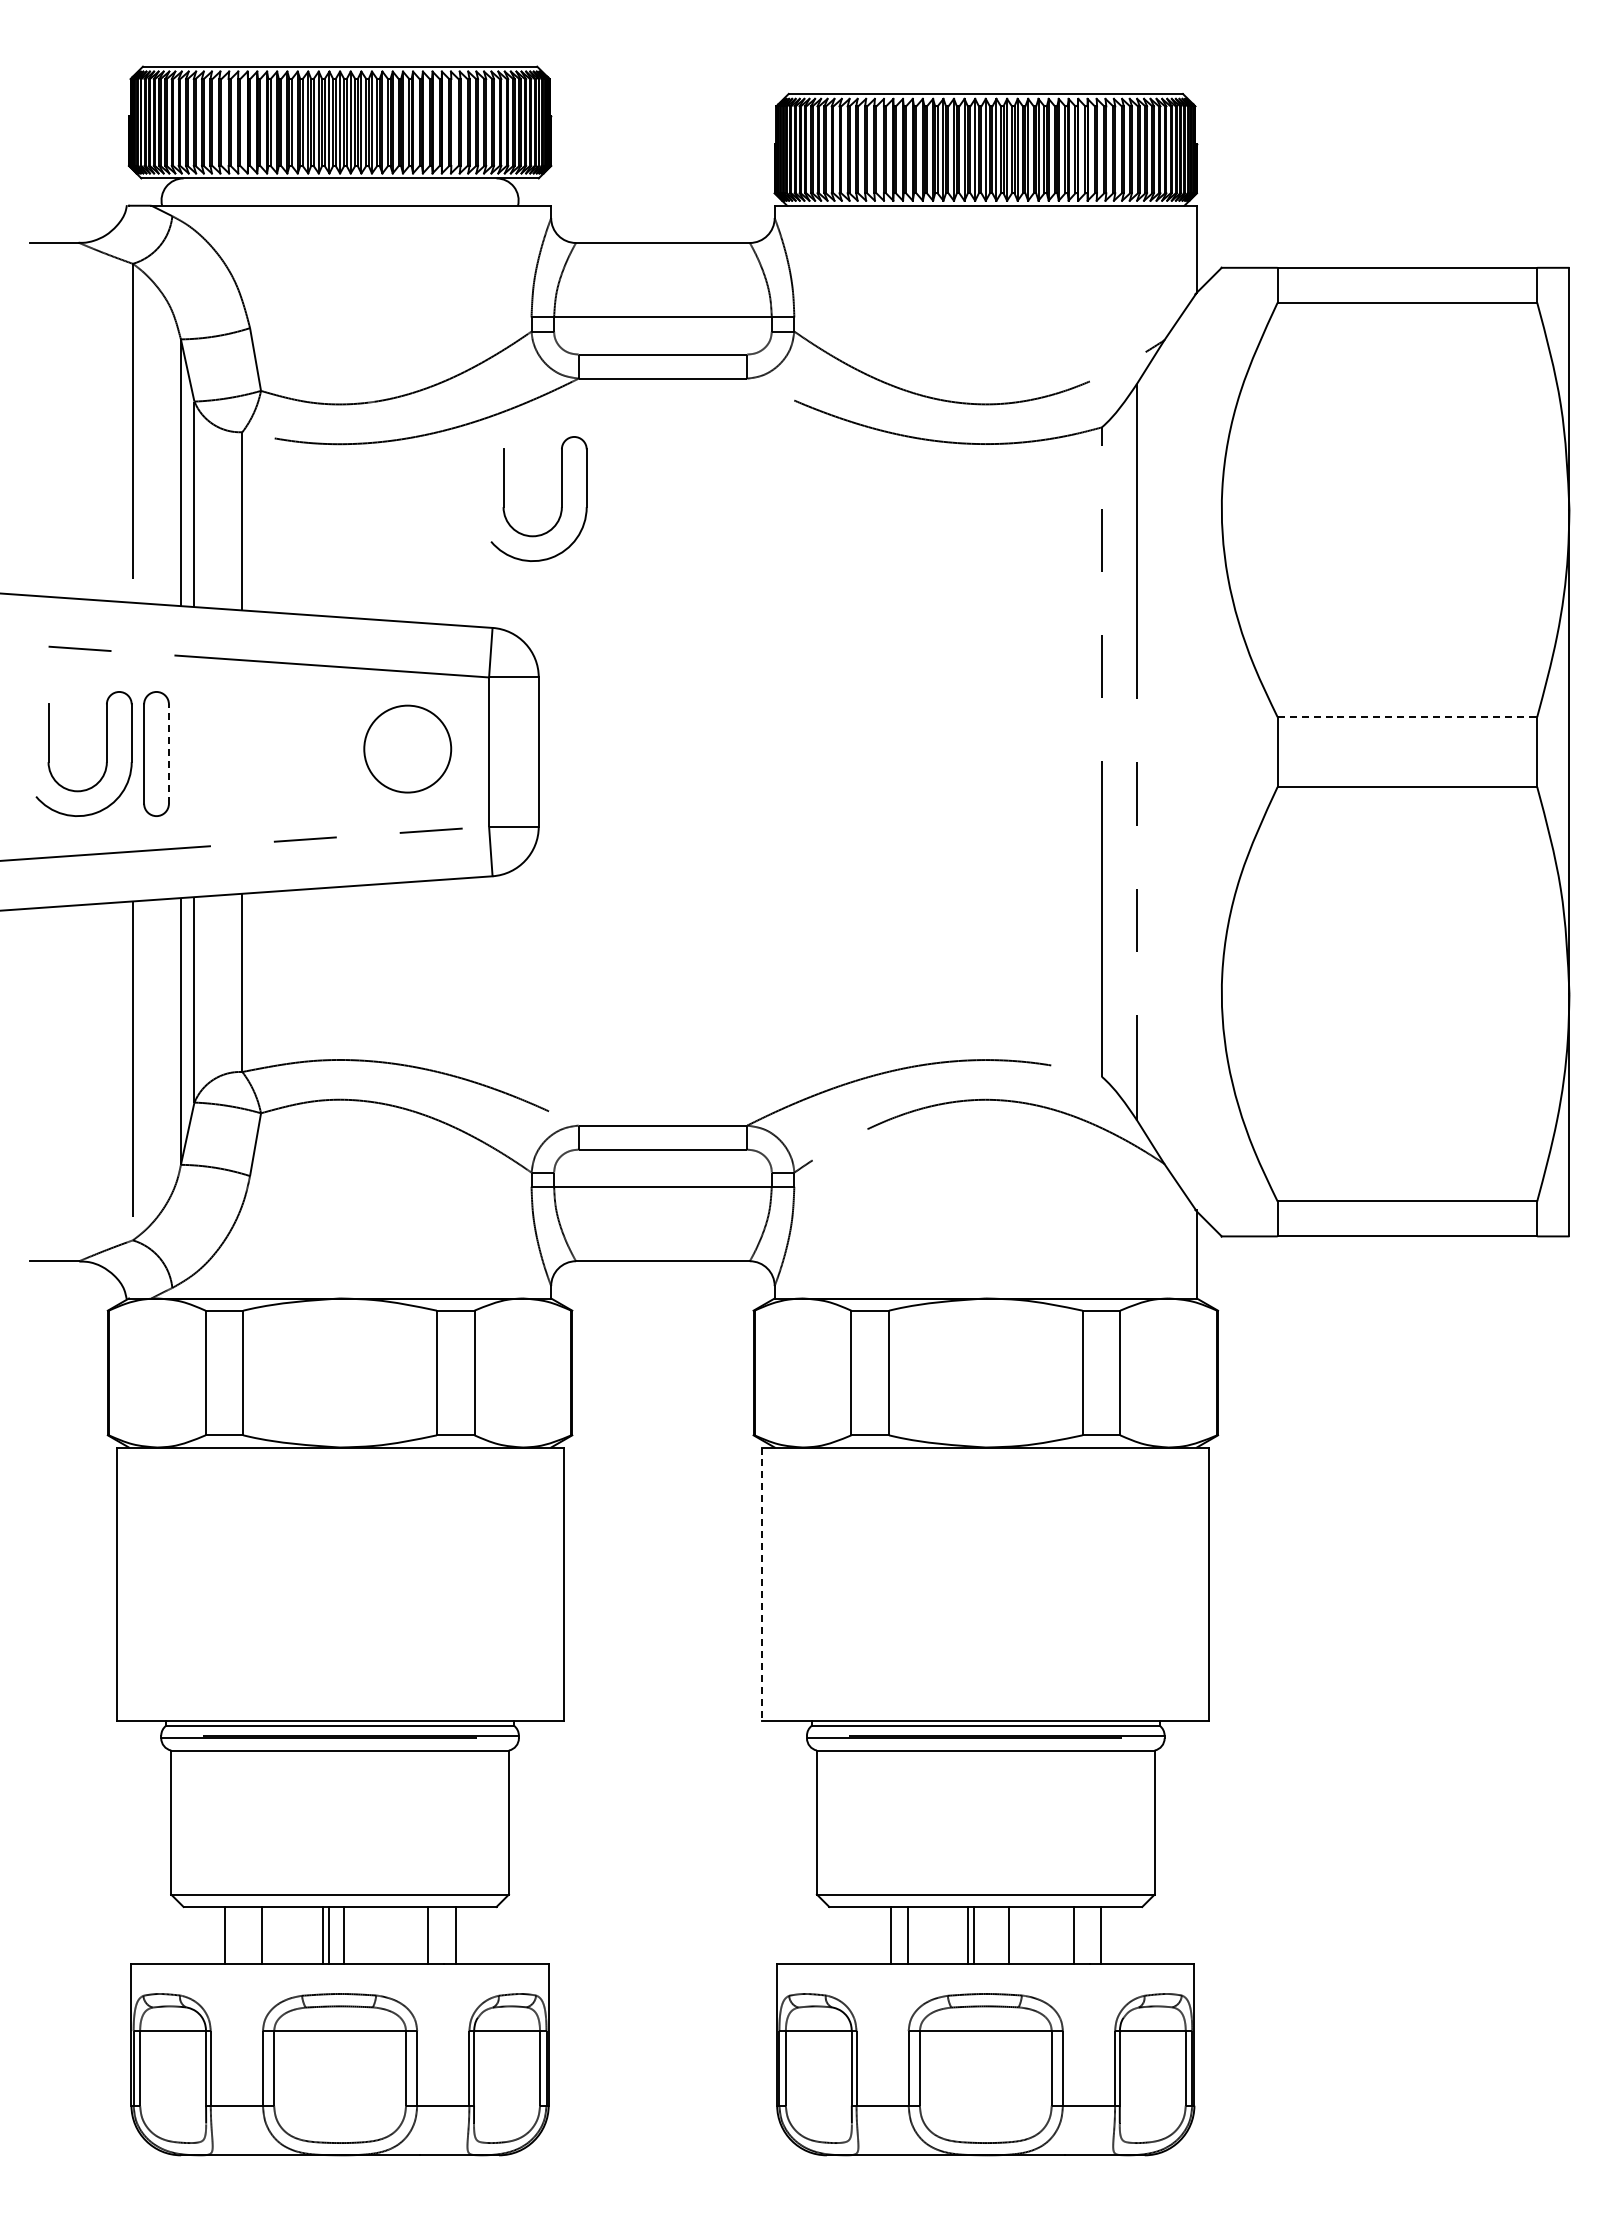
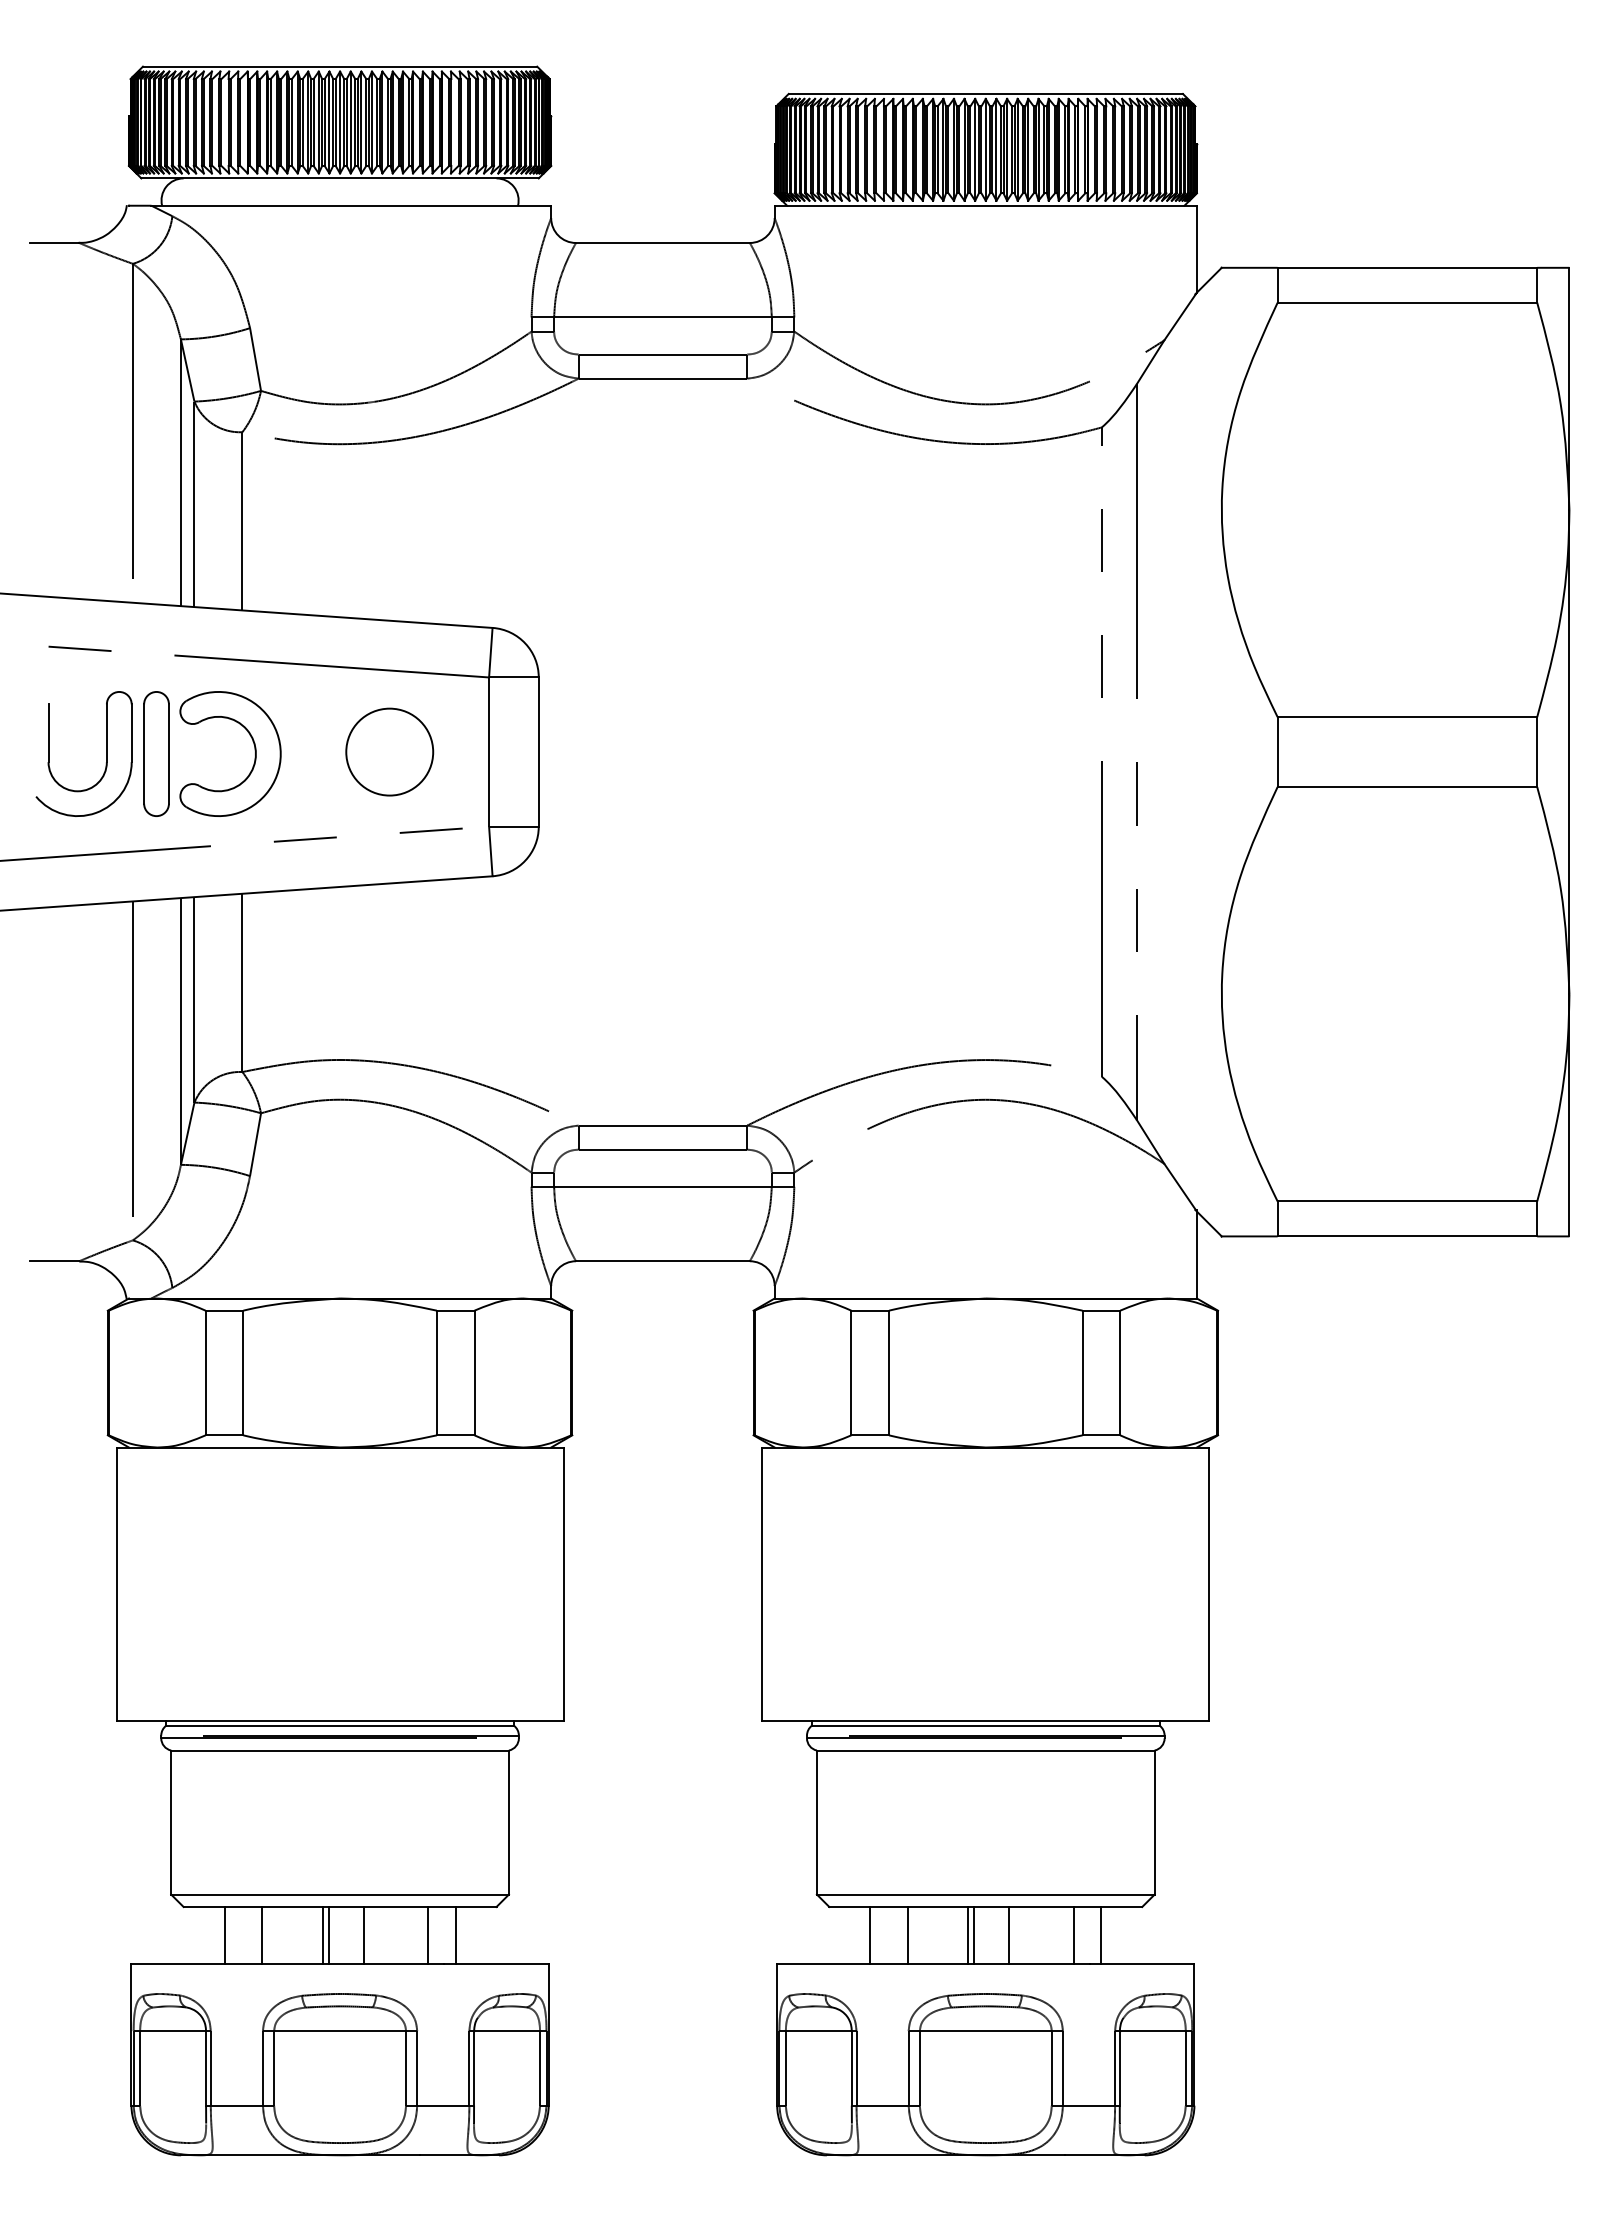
part: present -> none (561, 498)
line: dashed -> solid (1407, 717)
circle position: (407, 748) -> (389, 751) (389, 751)
part: none -> present (254, 750)
line: dashed -> solid (168, 754)
line: dashed -> solid (762, 1584)
line position: (343, 1935) -> (363, 1935) (363, 1935)
line position: (891, 1935) -> (870, 1935) (870, 1935)
